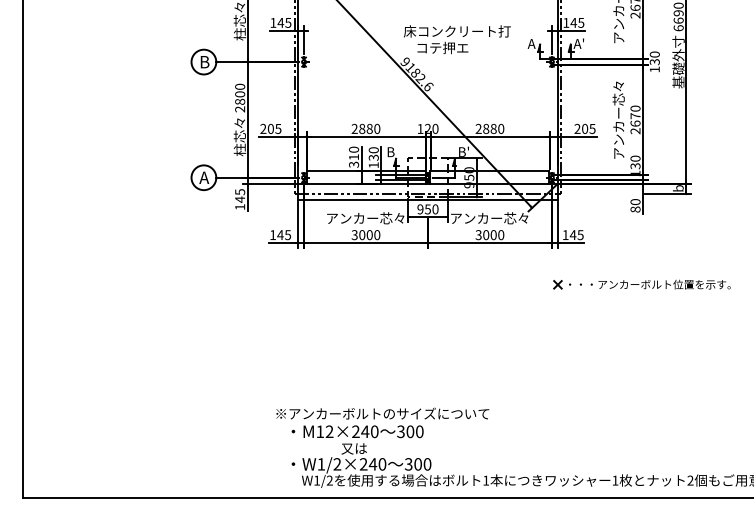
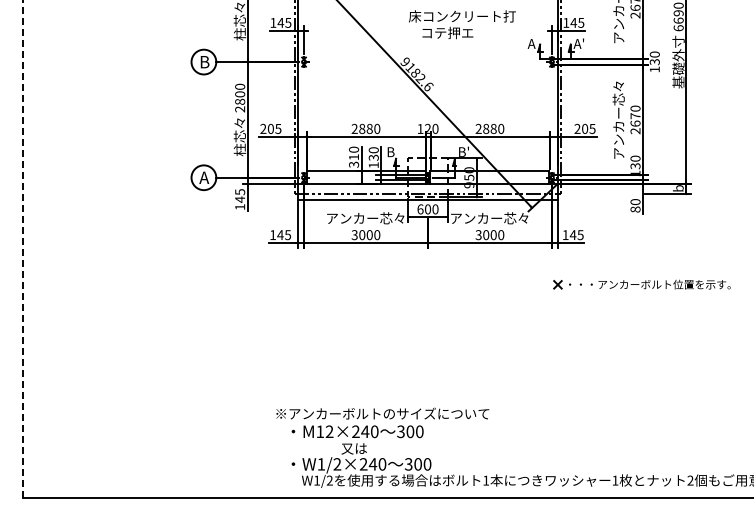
text position: (457, 39) -> (462, 24) (462, 24)
text: 950 -> 600 (424, 209)
line: solid -> dashed (22, 249)
